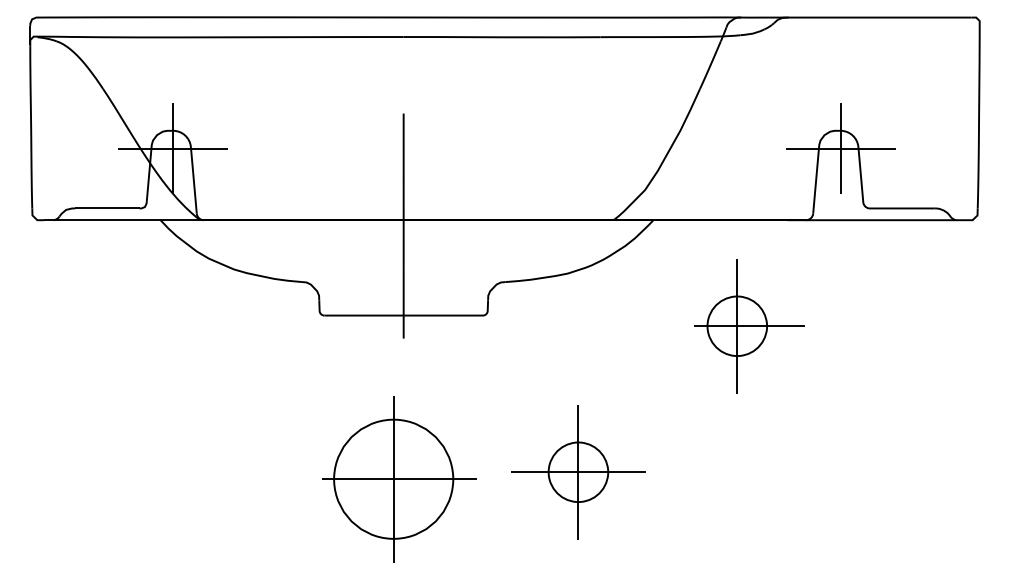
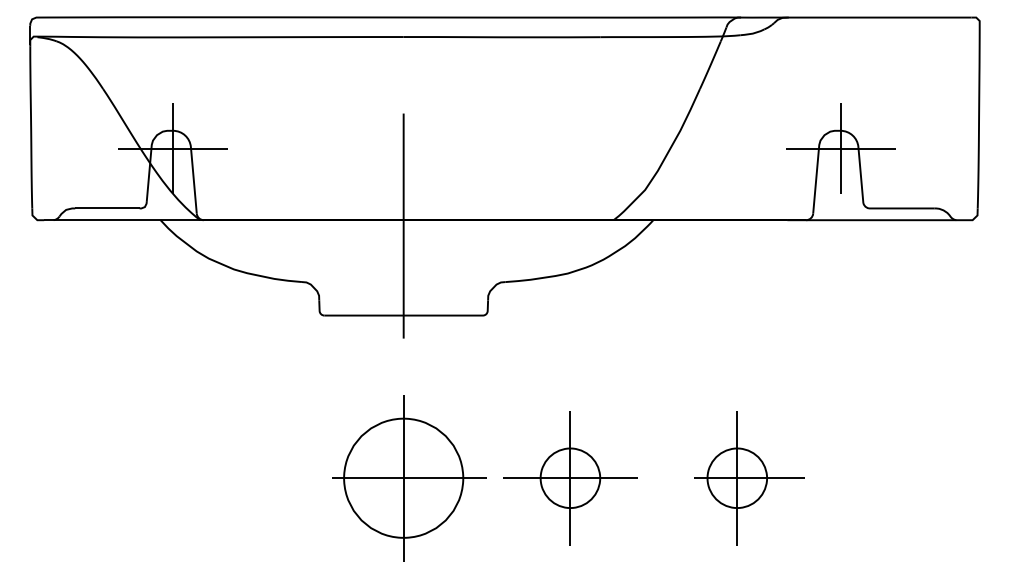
part position: (749, 326) -> (749, 478) (749, 478)
part position: (578, 472) -> (570, 478) (570, 478)
part position: (399, 479) -> (409, 478) (409, 478)
